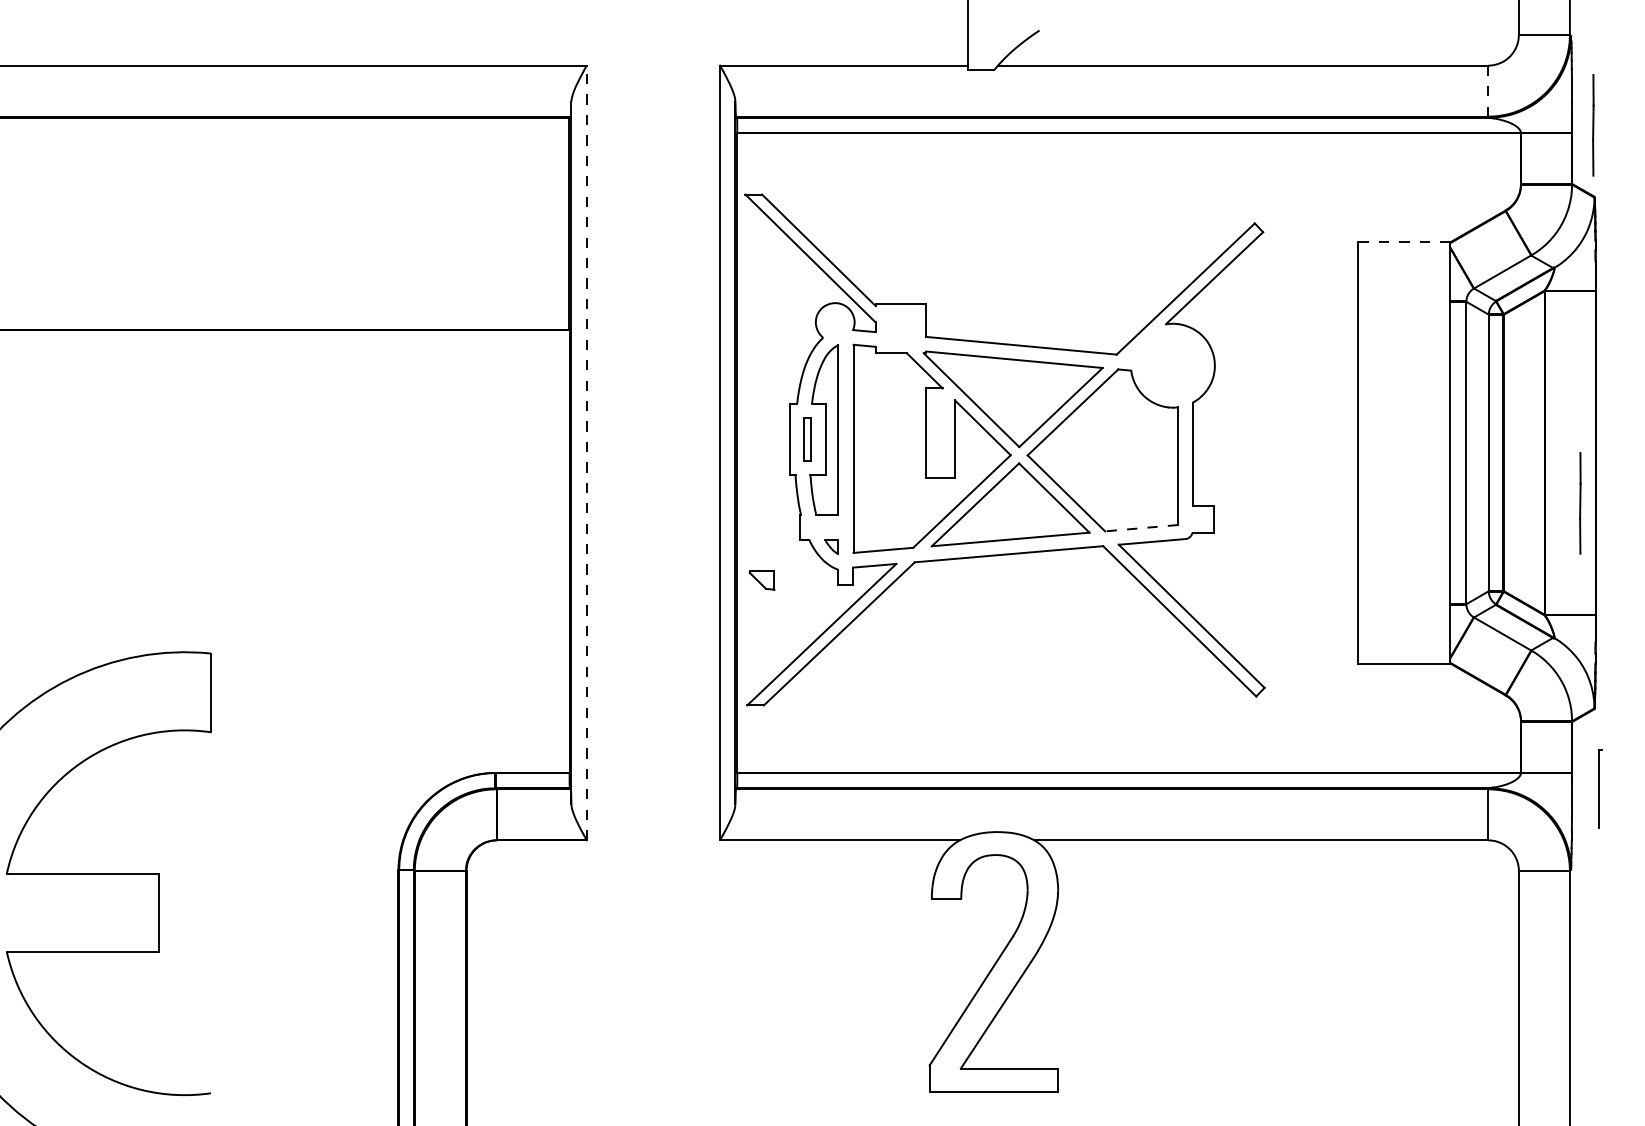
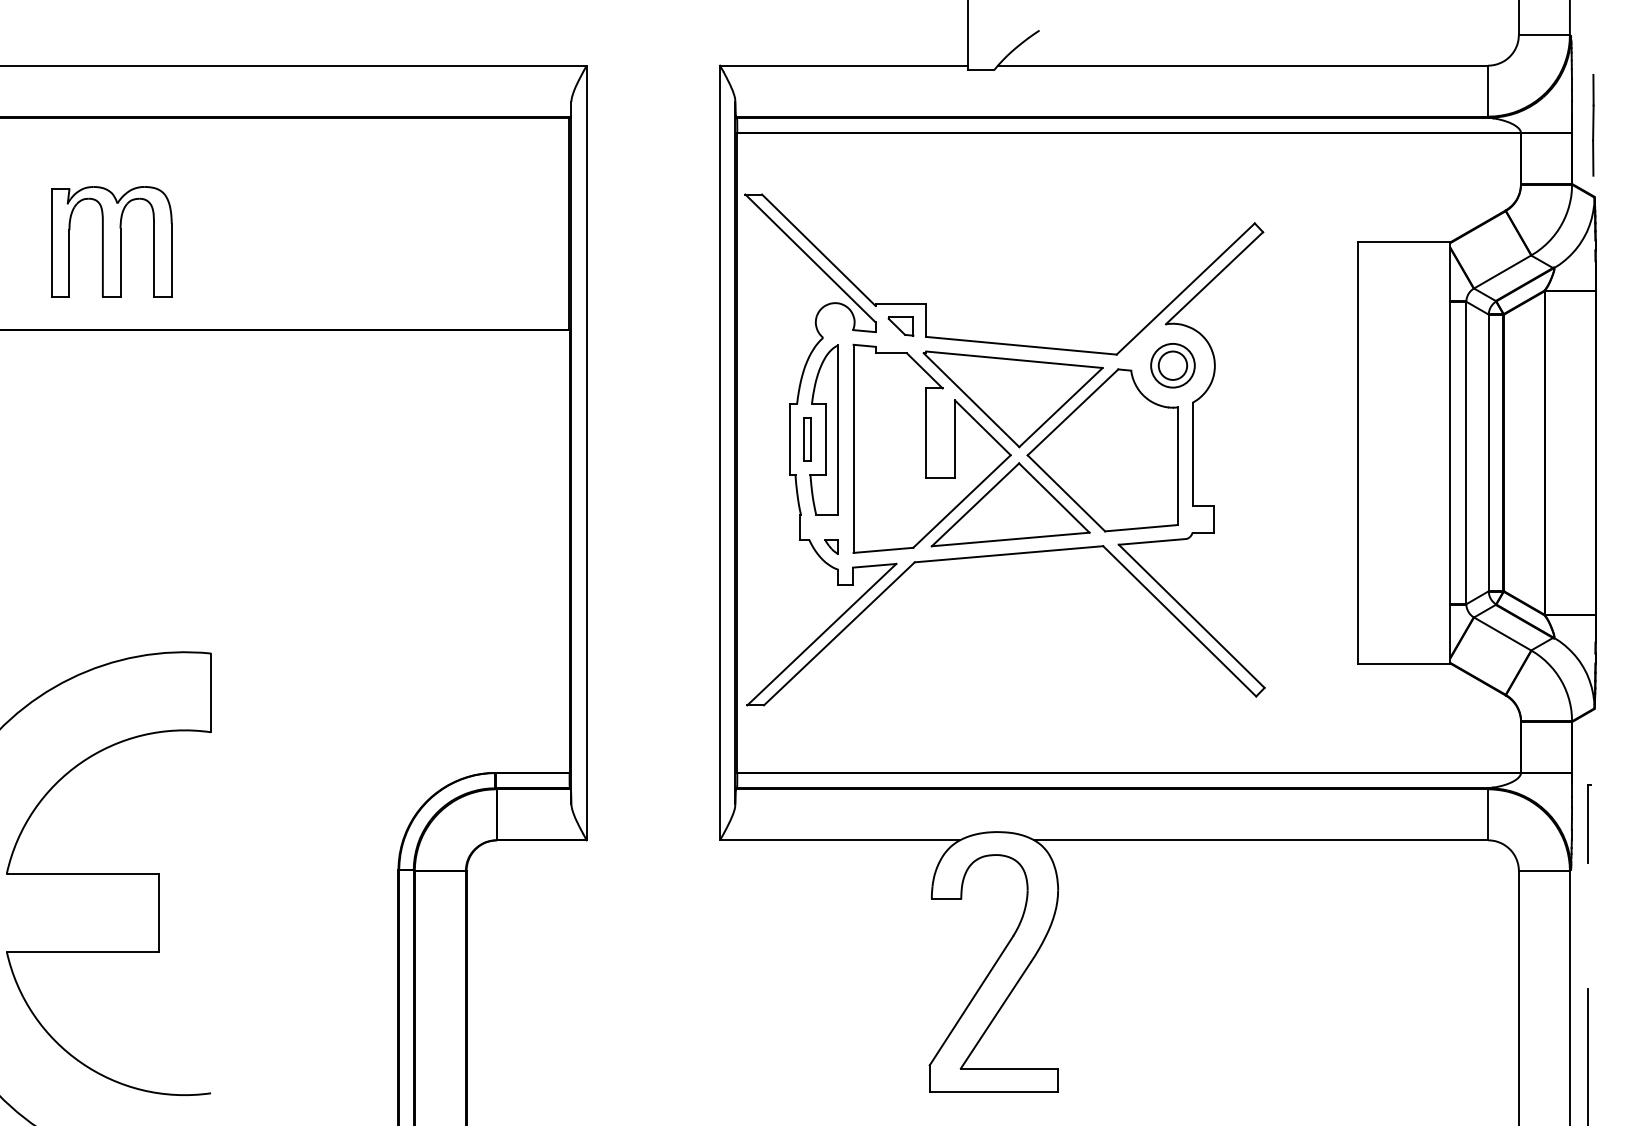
line: dashed -> solid (1488, 91)
part: none -> present (111, 241)
line: dashed -> solid (1403, 241)
part: none -> present (1172, 365)
line: dashed -> solid (586, 452)
line: present -> none (1580, 503)
line: dashed -> solid (1141, 528)
part position: (761, 580) -> (900, 326) (900, 326)
part position: (1600, 788) -> (1589, 823) (1589, 823)
line: none -> present (1588, 1055)
